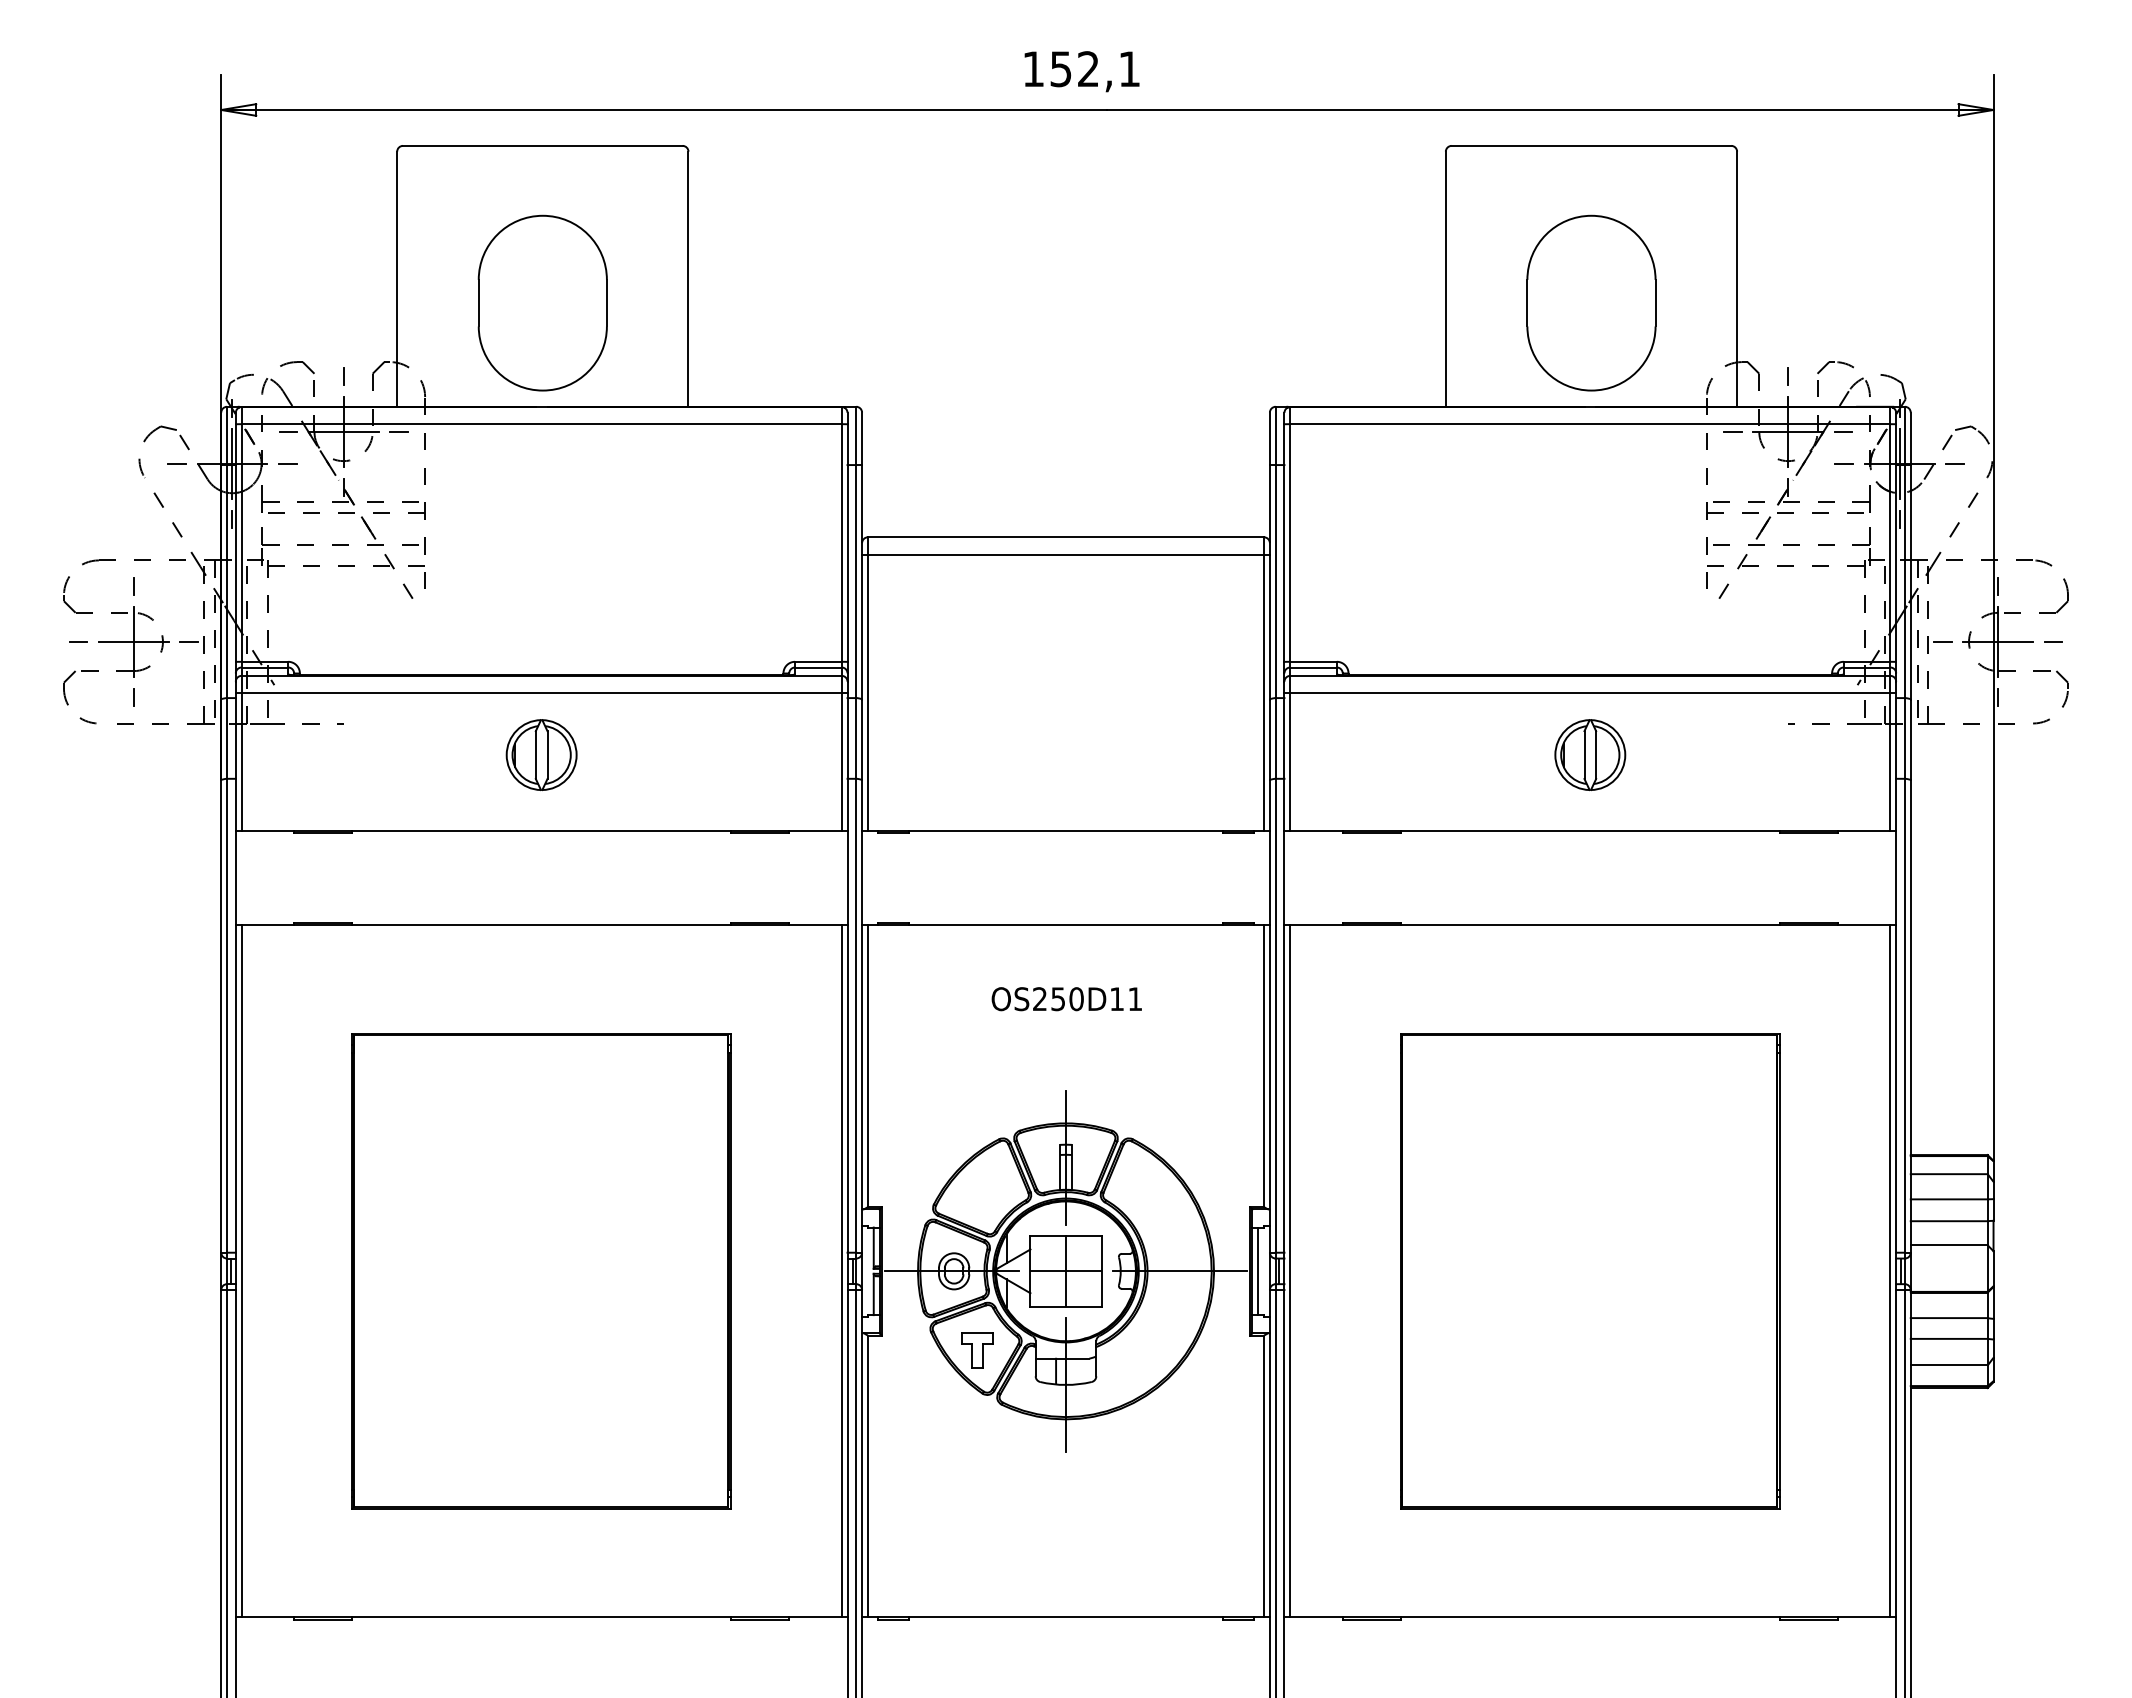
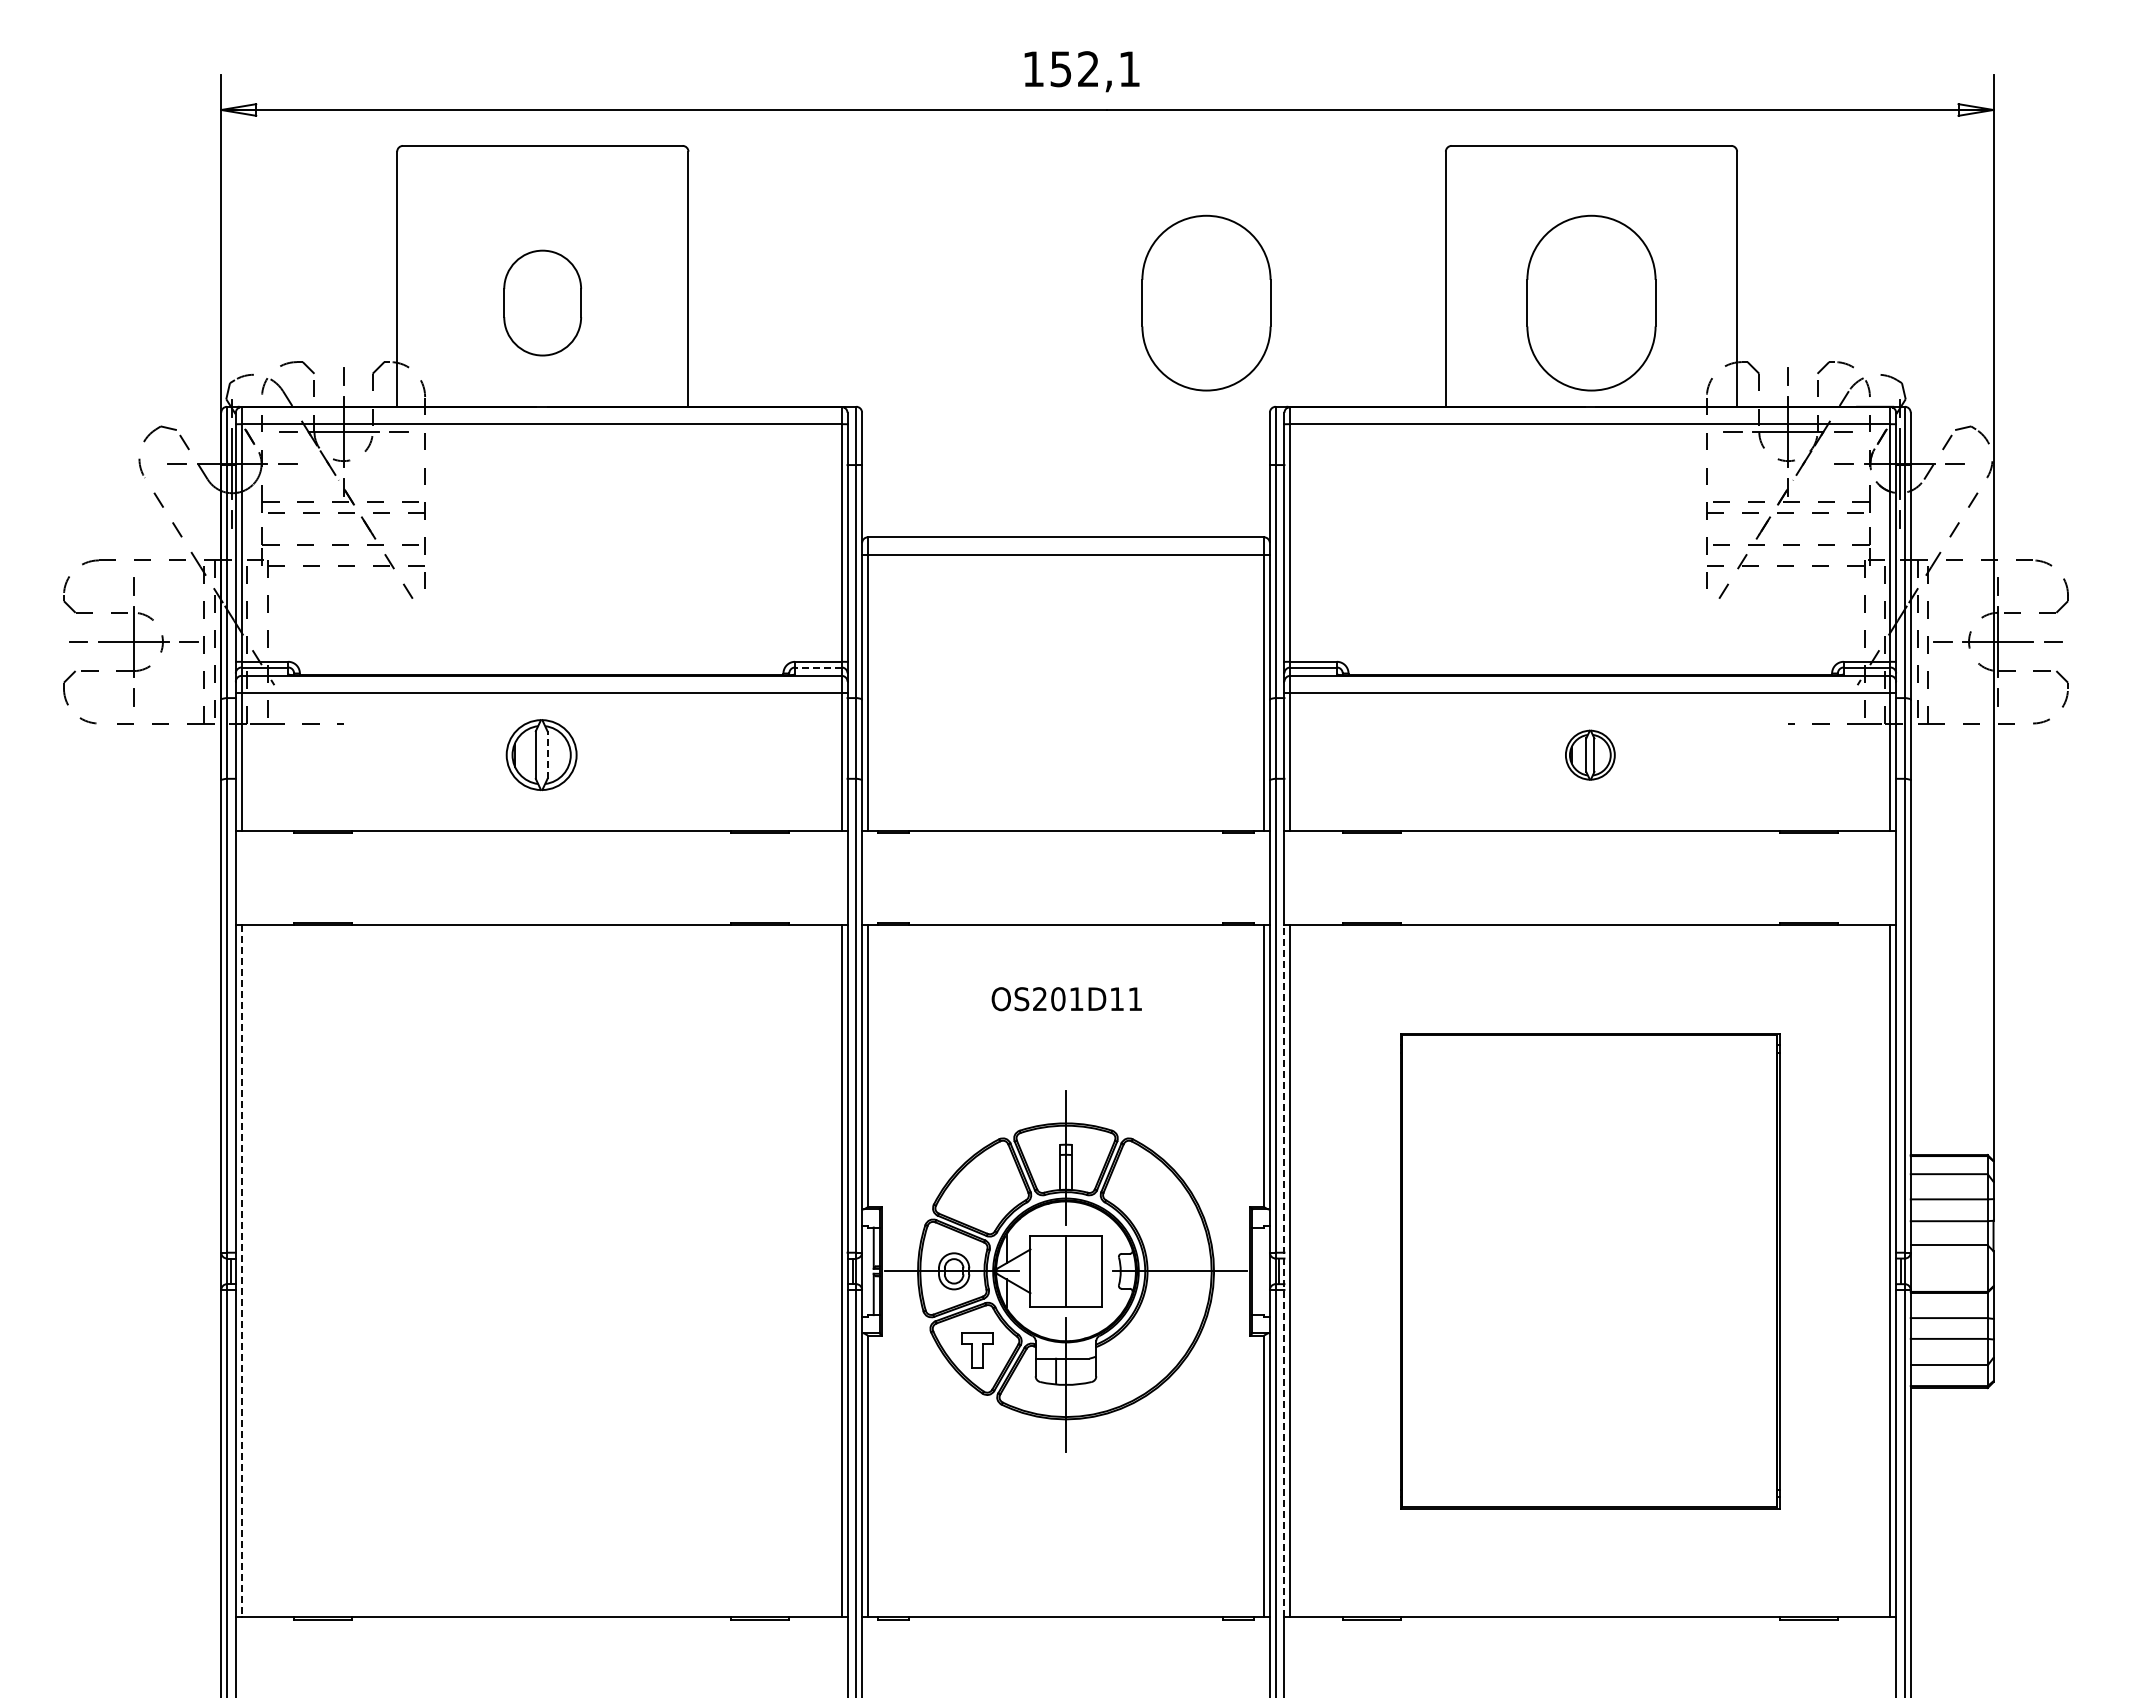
part size: 131x178 px -> 79x108 px (542, 302)
part: none -> present (1206, 302)
line: solid -> dashed (817, 667)
line: solid -> dashed (547, 755)
part size: 73x73 px -> 51x52 px (1590, 754)
text: OS250D11 -> OS201D11 (1067, 999)
line: solid -> dashed (1284, 1270)
line: solid -> dashed (241, 1271)
part: present -> none (541, 1271)
line: present -> none (1065, 1271)
line: present -> none (1258, 1271)
